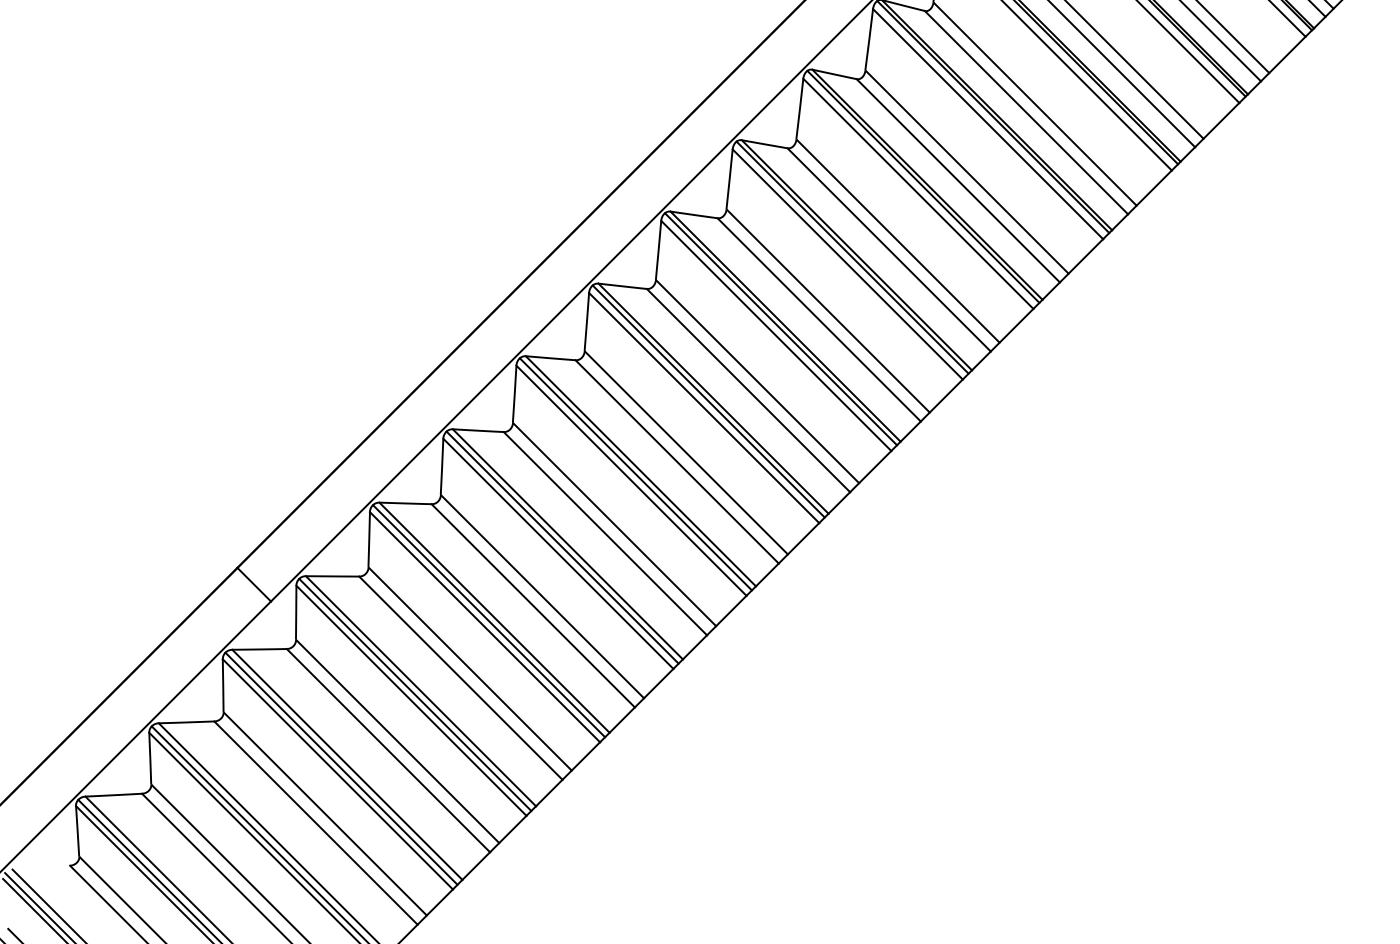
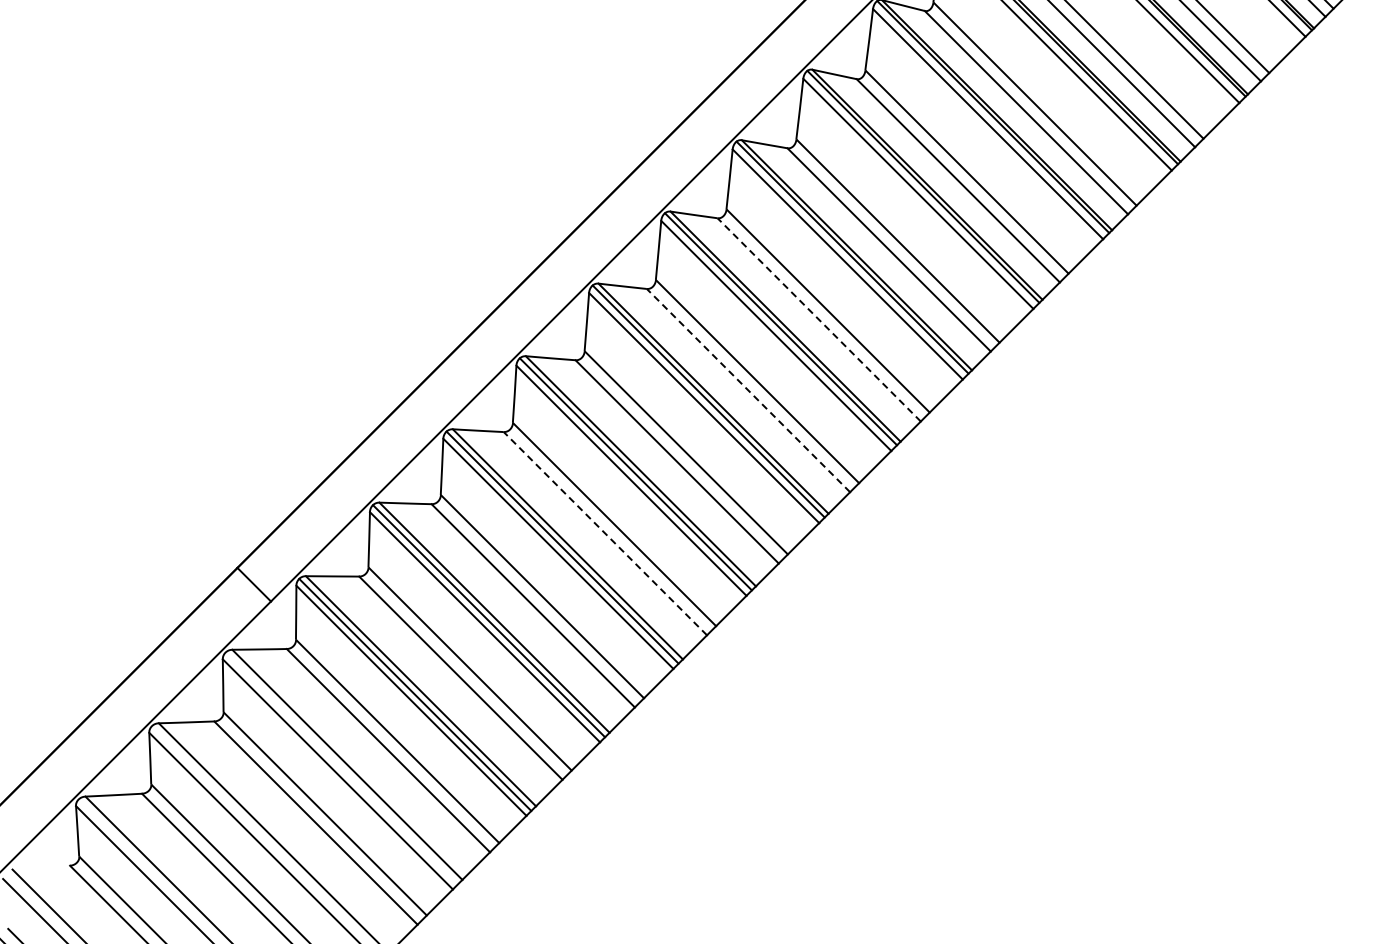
line: solid -> dashed (819, 319)
line: solid -> dashed (748, 390)
line: solid -> dashed (605, 533)
line: present -> none (341, 768)
line: present -> none (258, 833)
line: present -> none (148, 869)
line: present -> none (39, 906)
